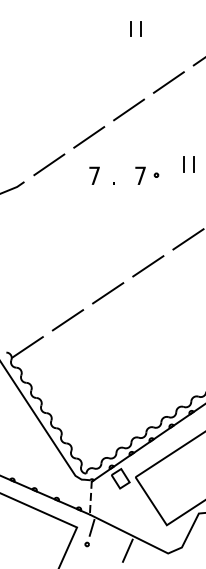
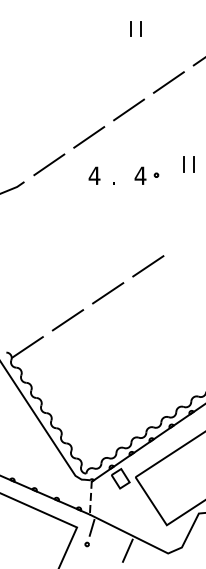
text: 7 -> 4 (94, 175)
text: 7 -> 4 (140, 175)
line: present -> none (187, 239)
